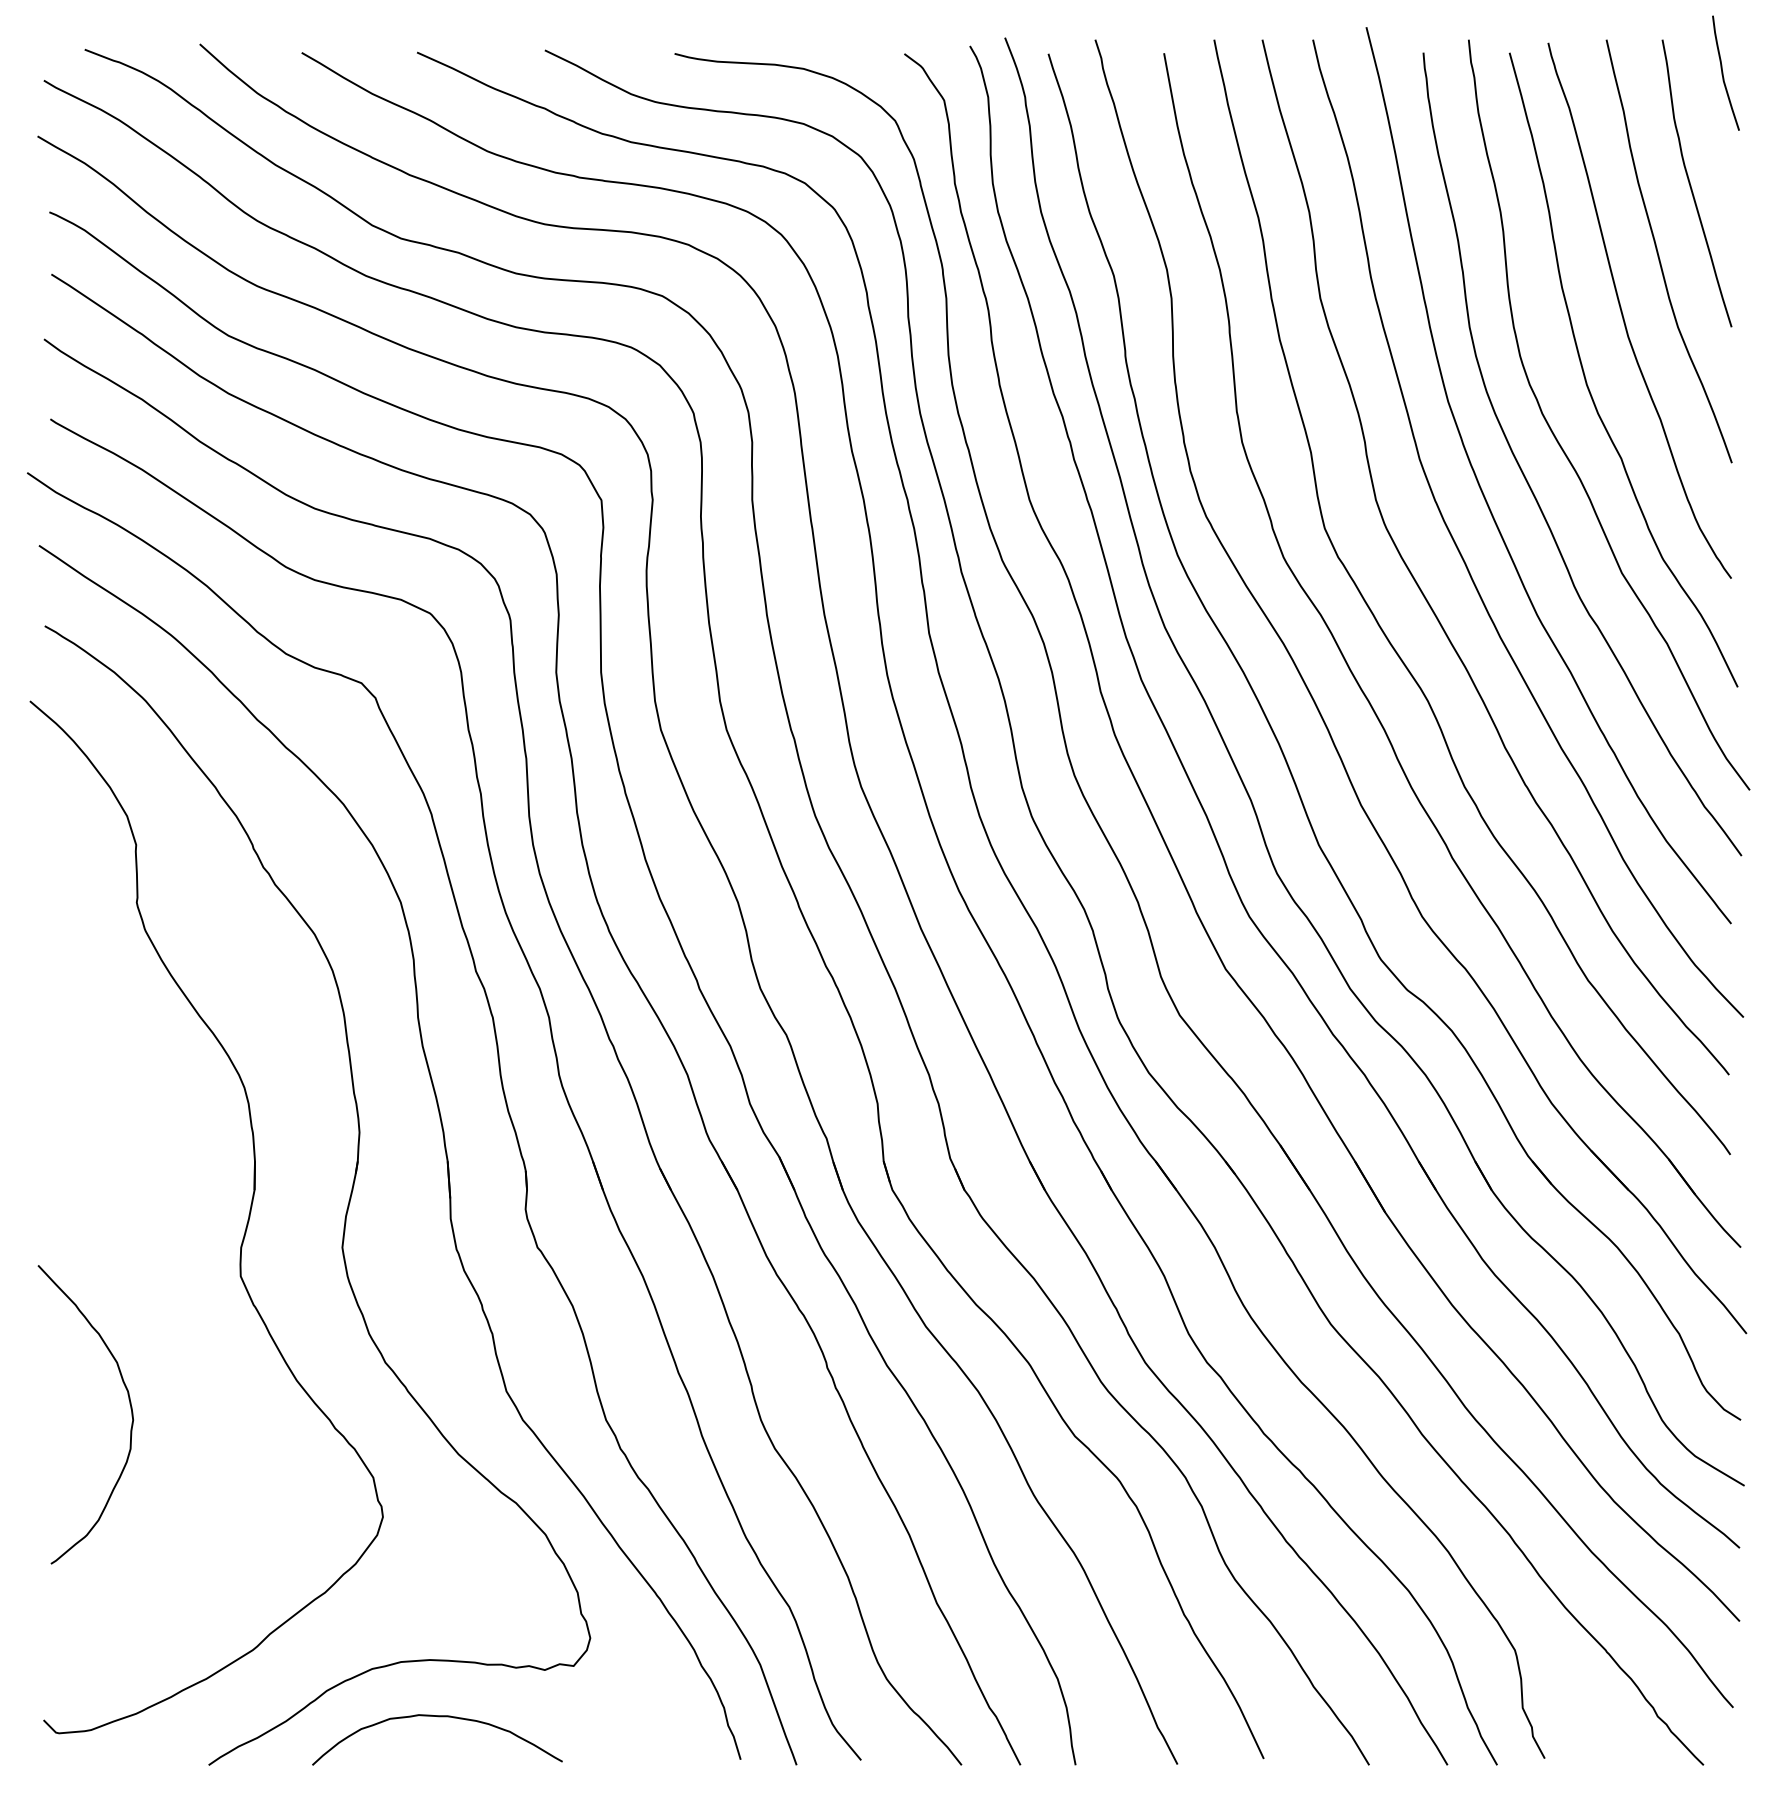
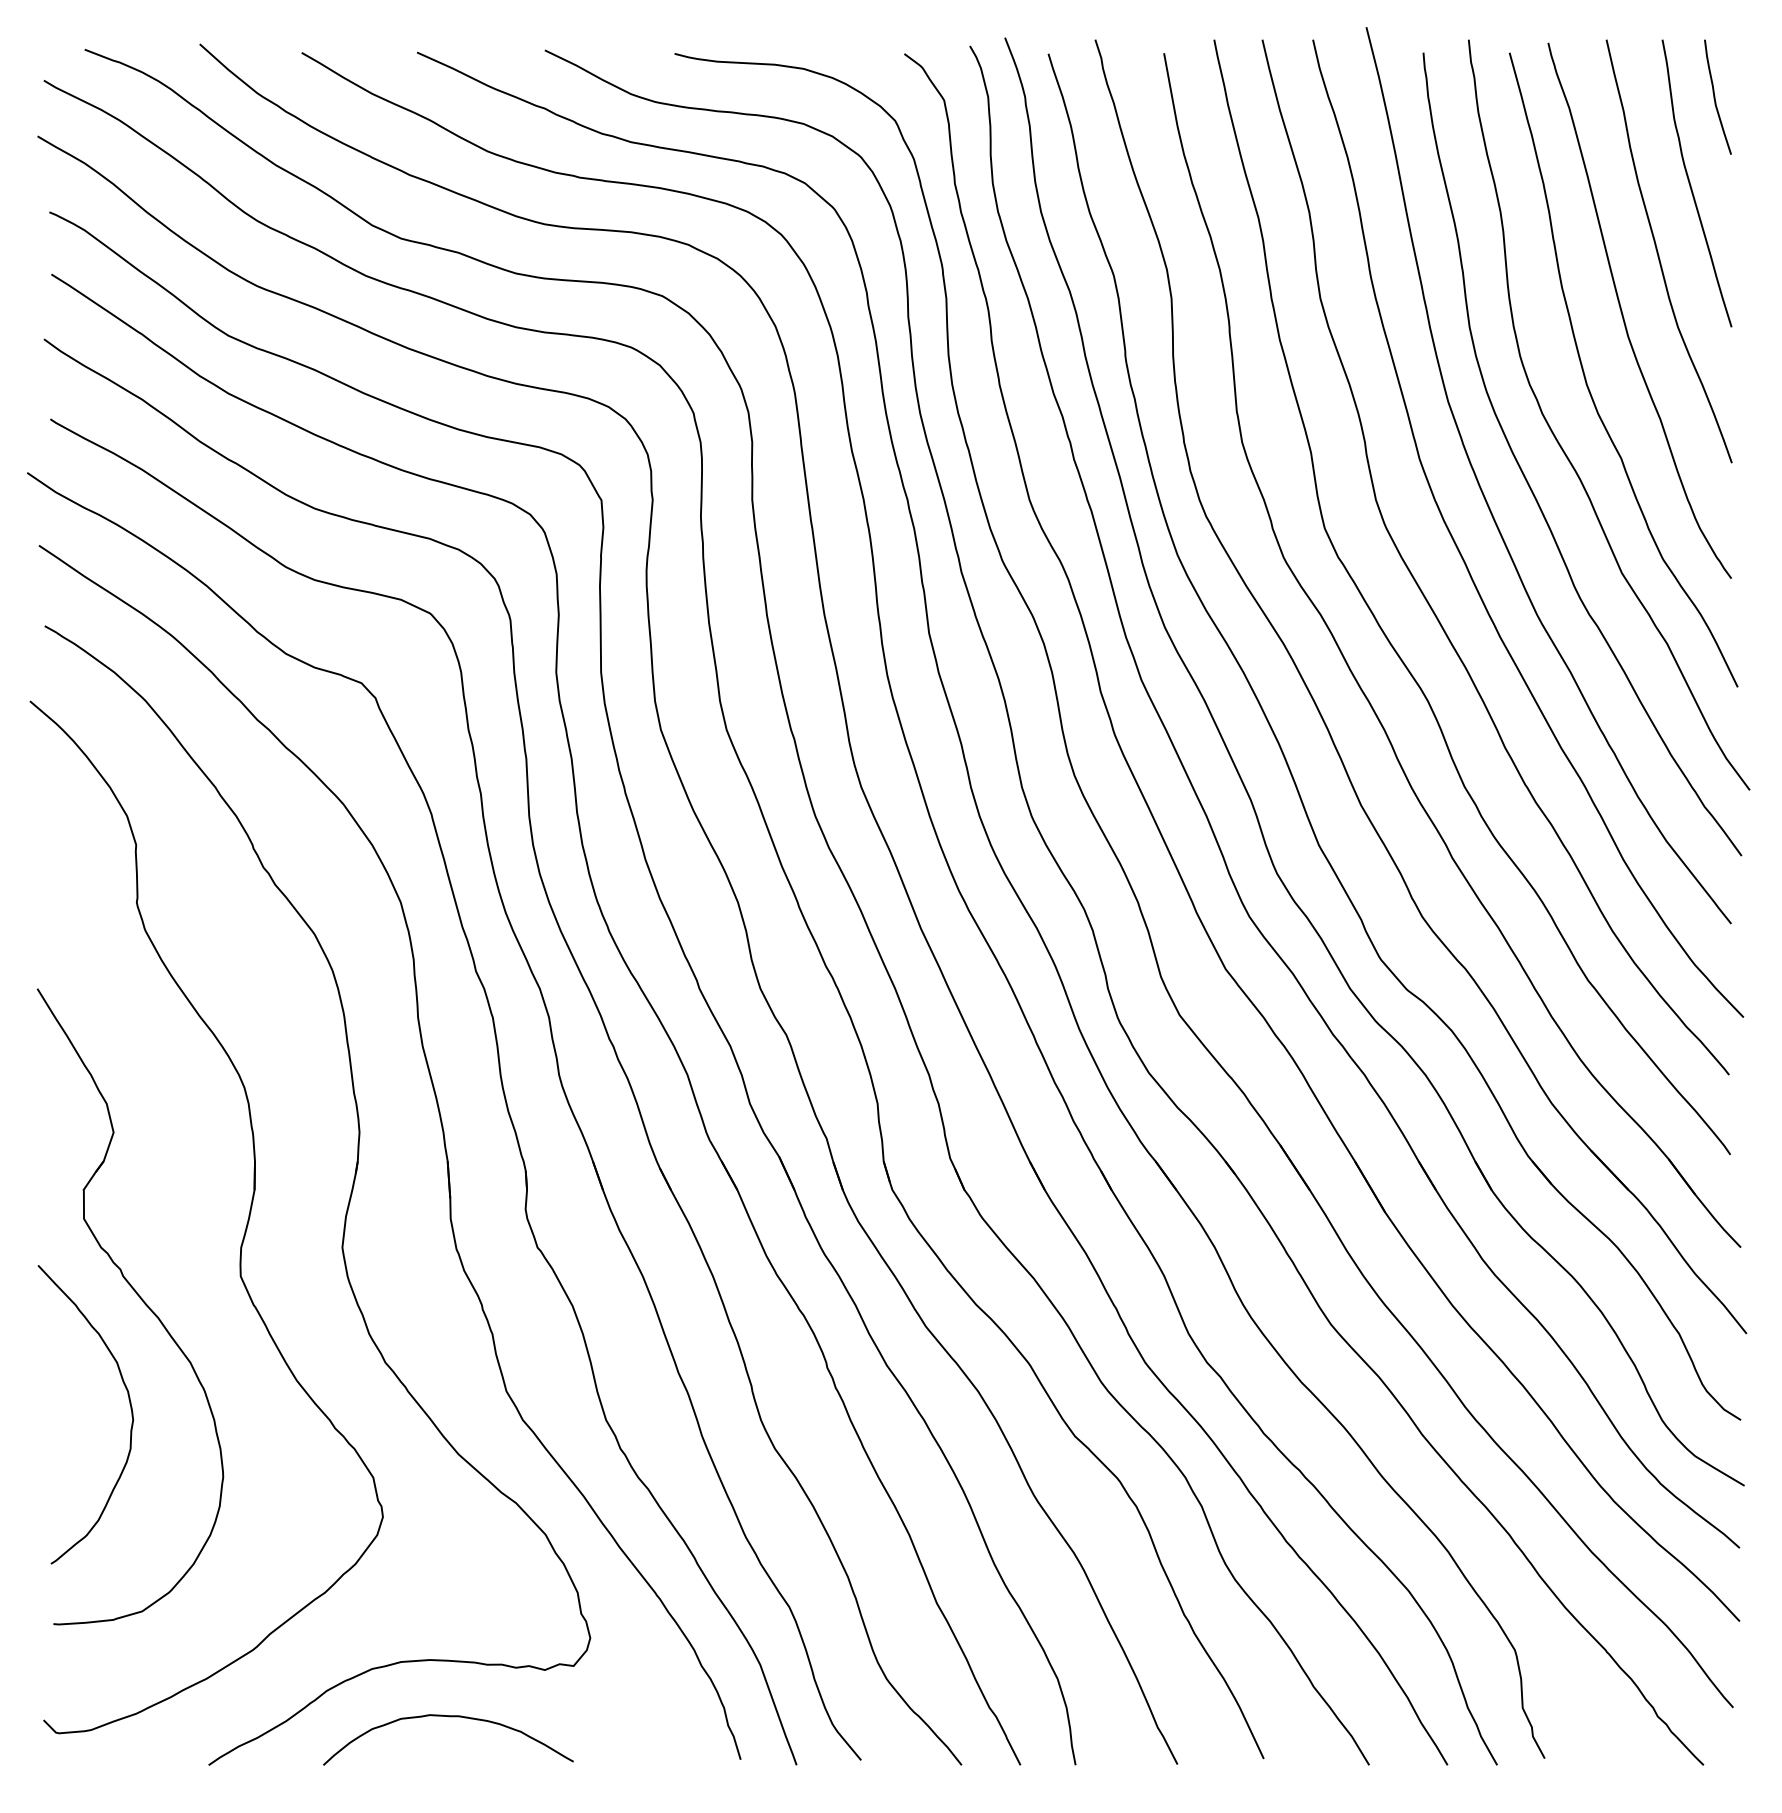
curve position: (1723, 72) -> (1715, 96) (1715, 96)
part: none -> present (140, 1299)
curve position: (438, 1717) -> (449, 1717) (449, 1717)
